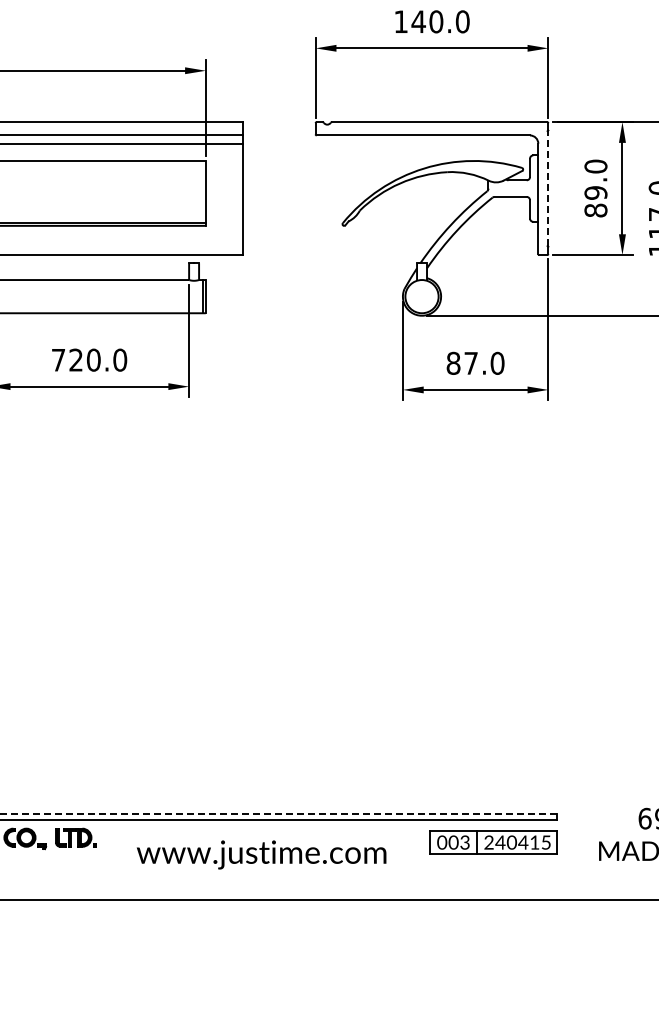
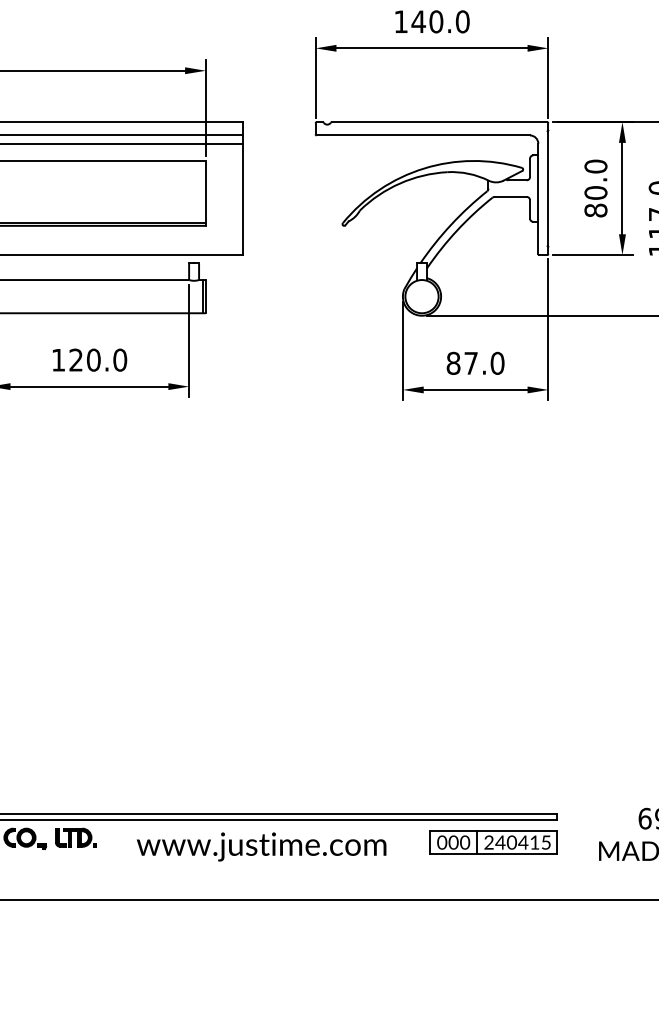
line: dashed -> solid (547, 188)
text: 89.0 -> 80.0 (595, 192)
text: 720.0 -> 120.0 (58, 360)
line: dashed -> solid (277, 813)
text: 003 -> 000 (465, 842)
text position: (261, 854) -> (261, 846) (261, 846)
